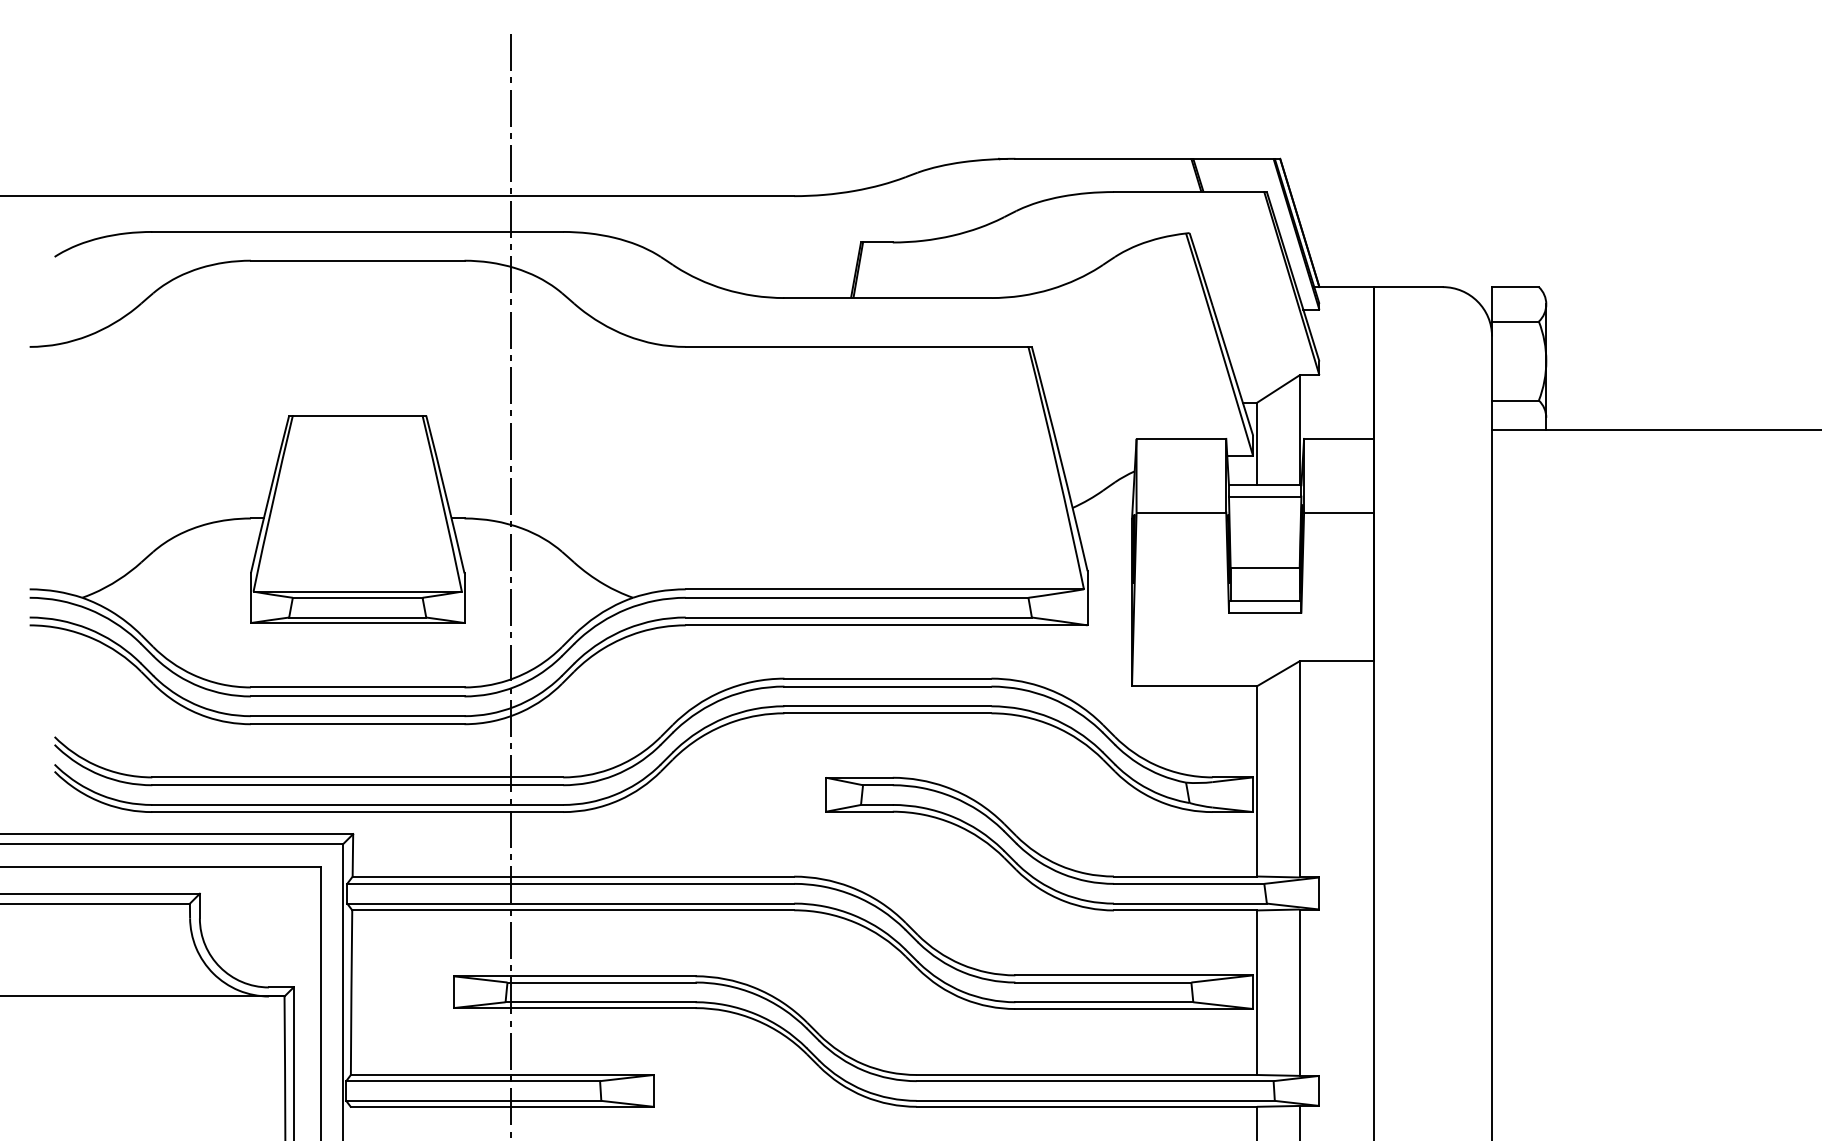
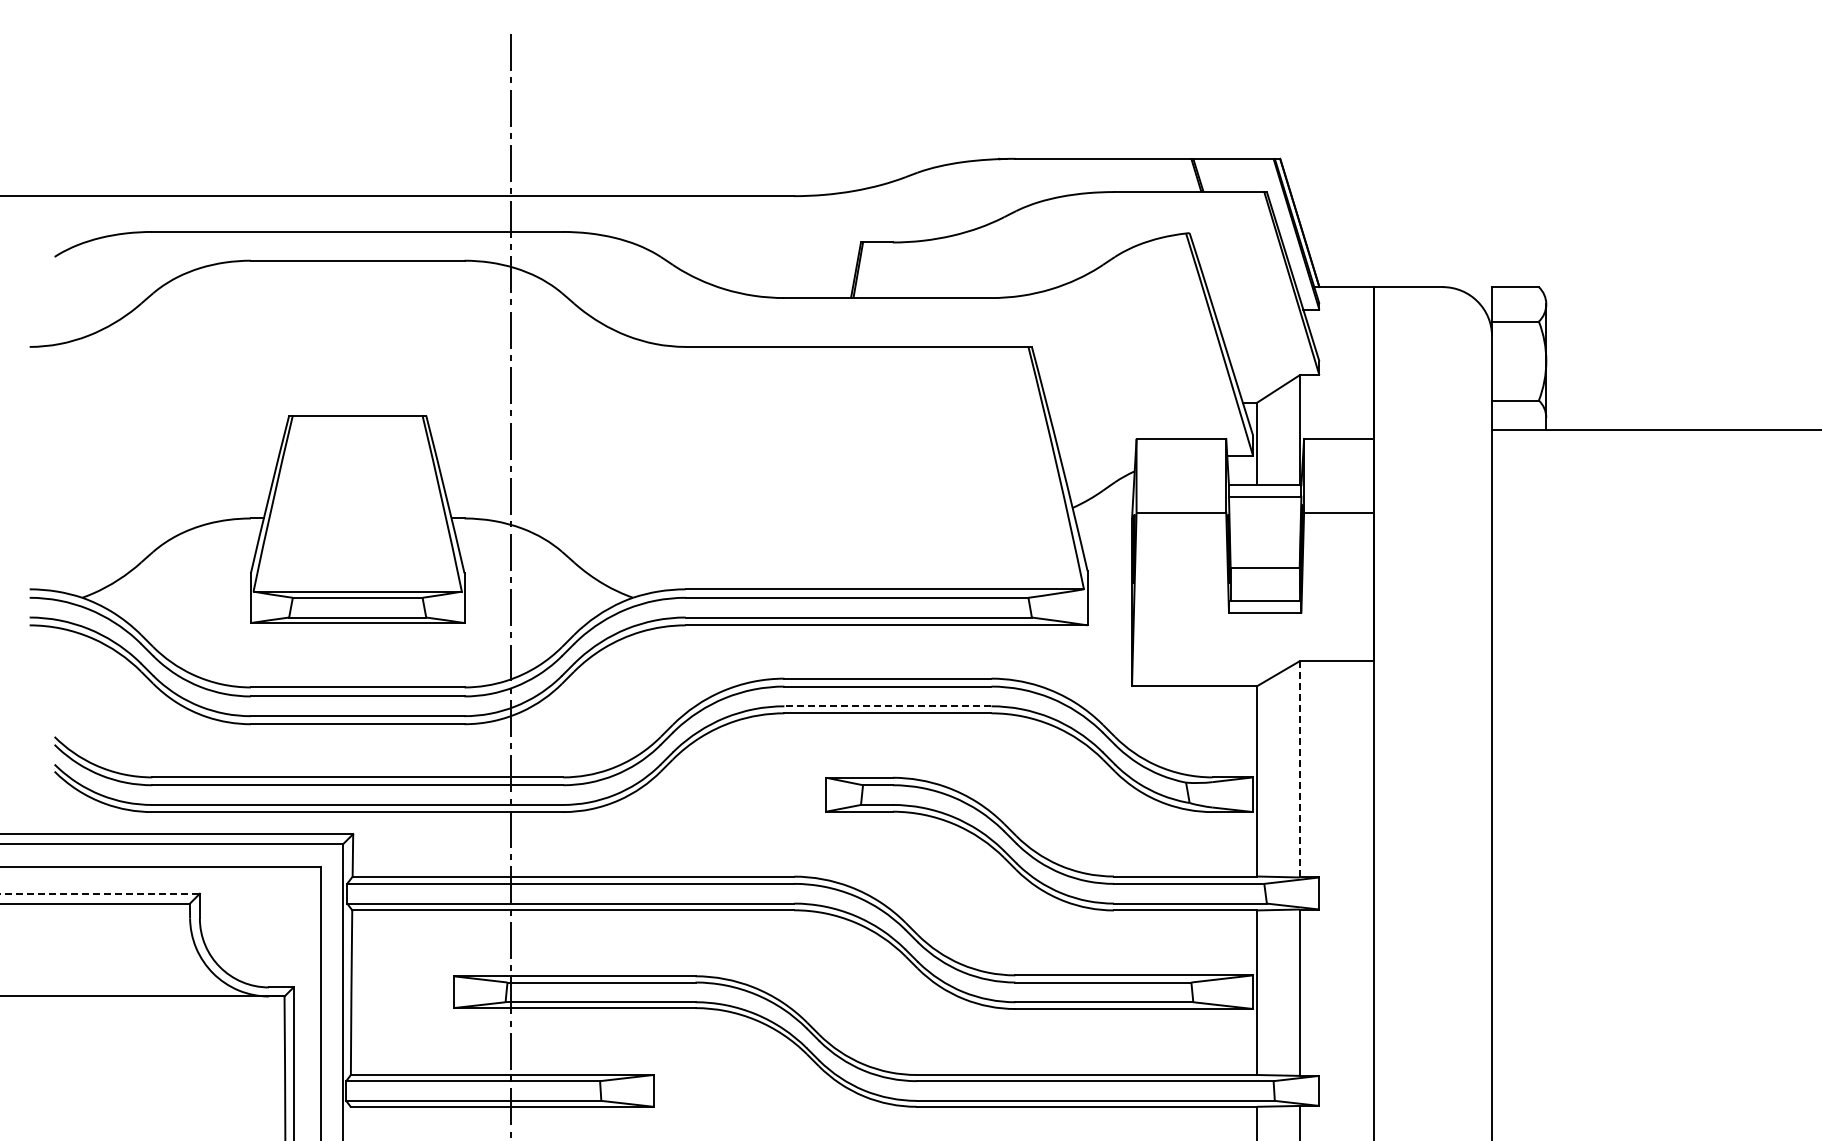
line: solid -> dashed (887, 706)
line: solid -> dashed (1299, 769)
line: solid -> dashed (100, 893)
